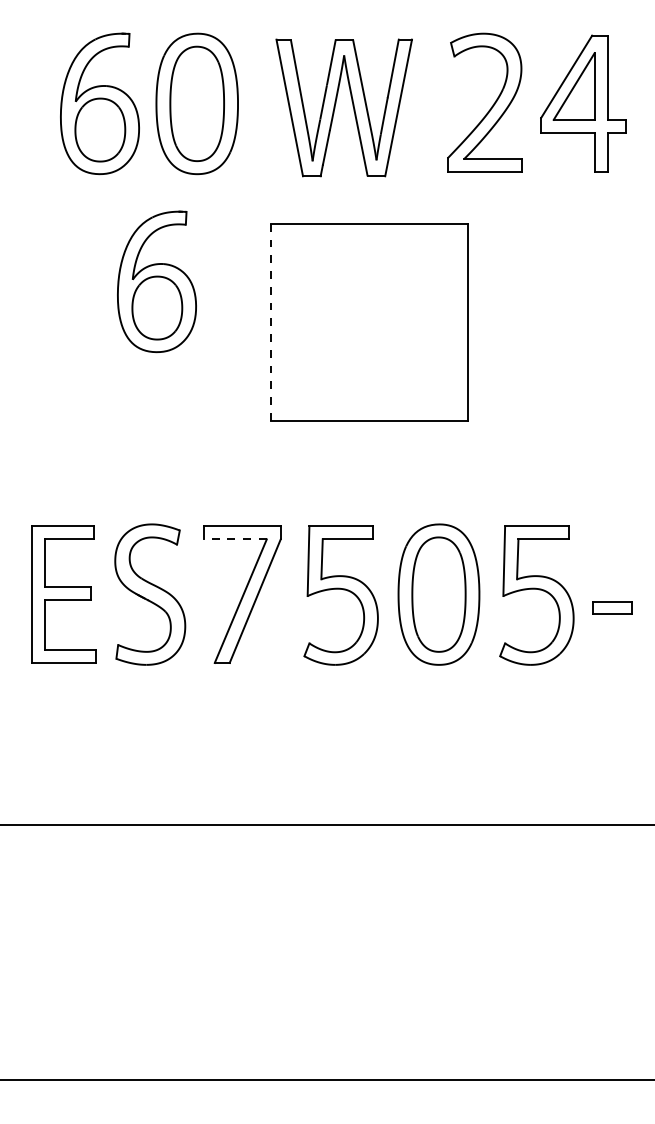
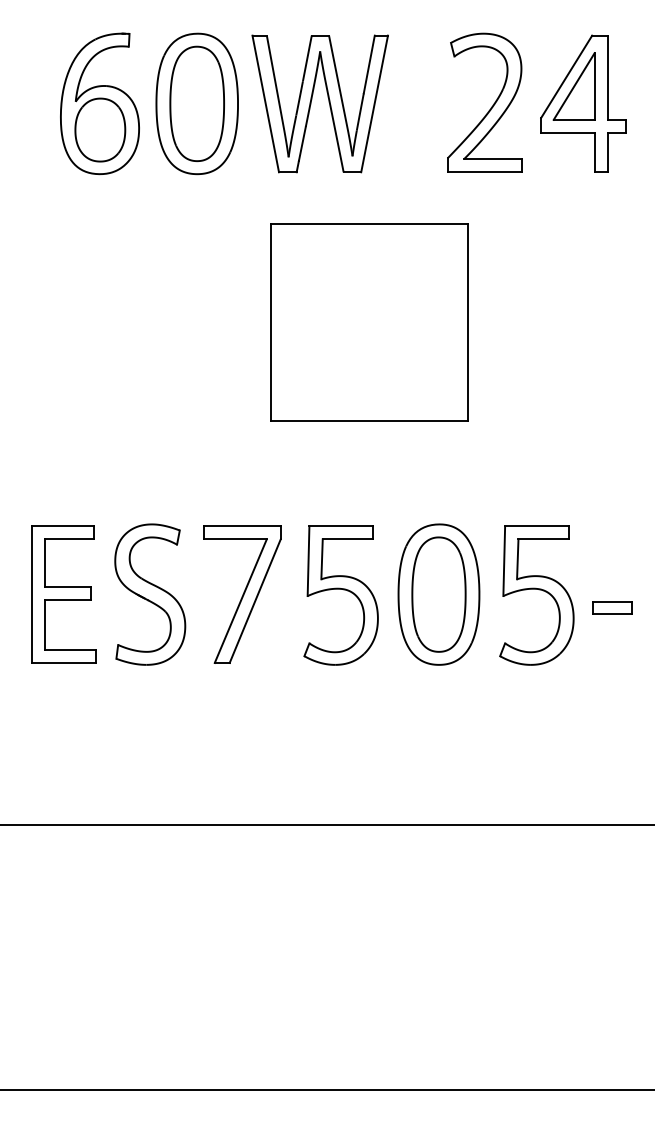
part position: (335, 107) -> (311, 103) (311, 103)
part: present -> none (156, 281)
line: dashed -> solid (271, 322)
line: dashed -> solid (235, 539)
line position: (326, 1080) -> (326, 1090) (326, 1090)
